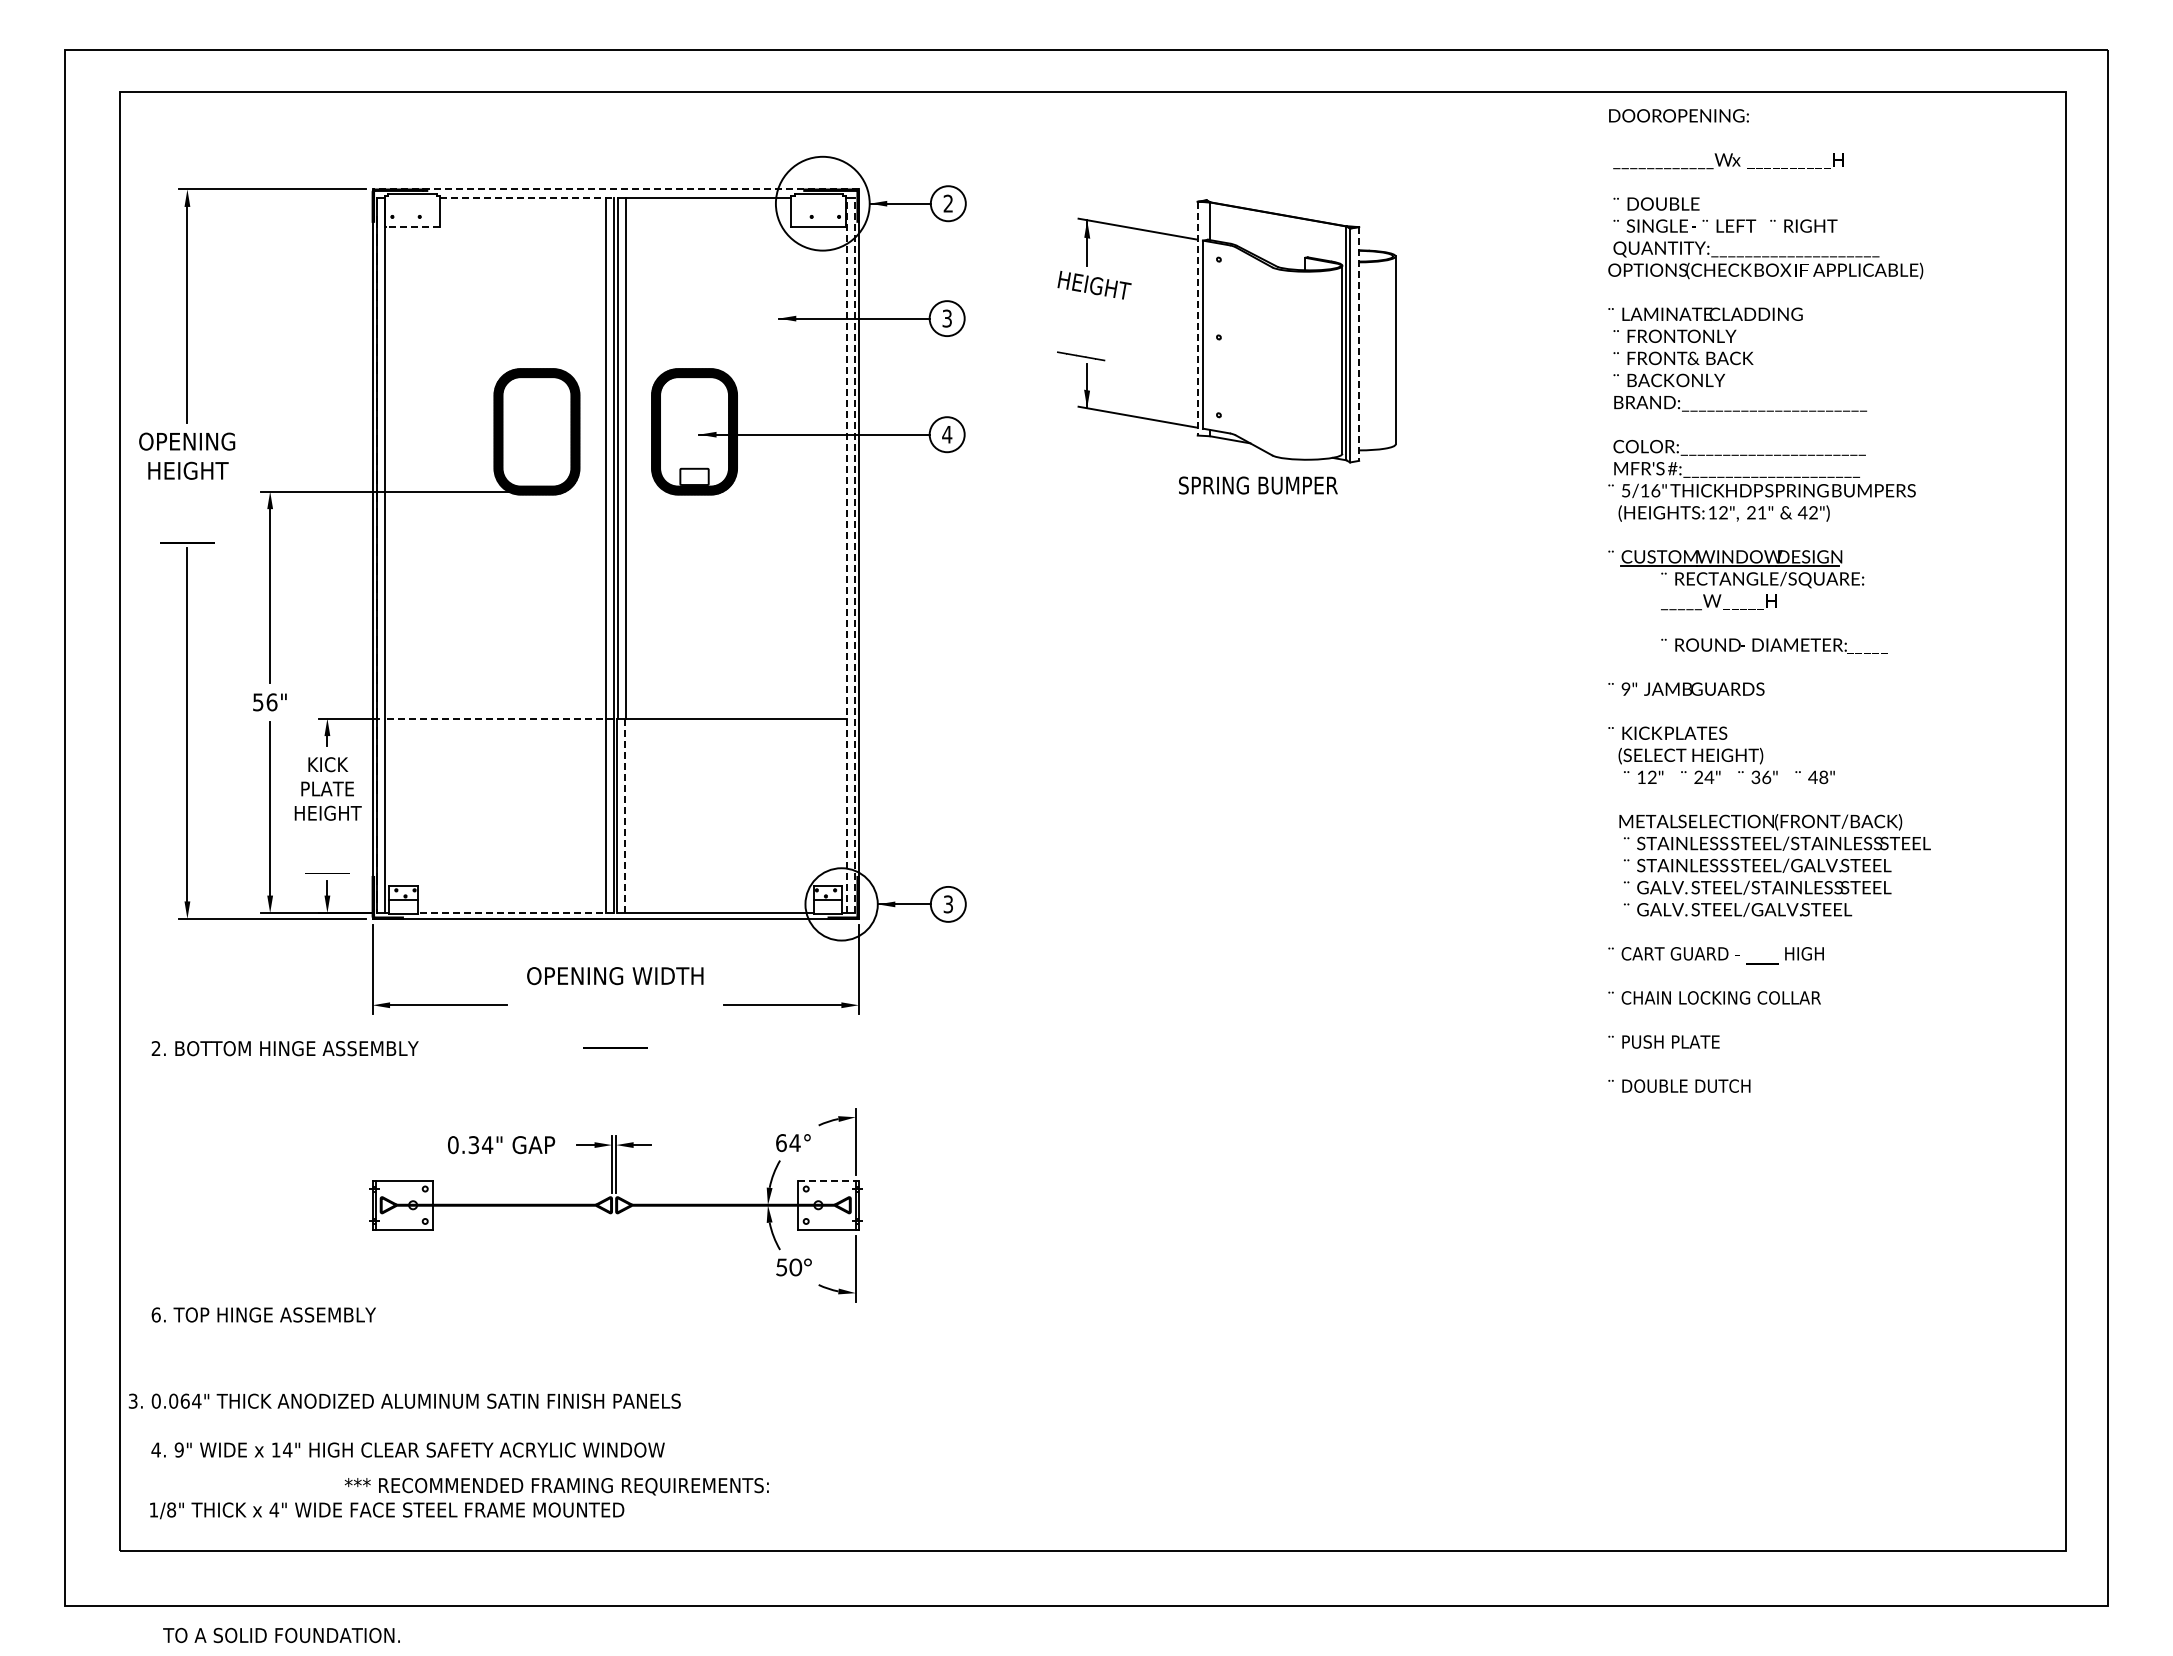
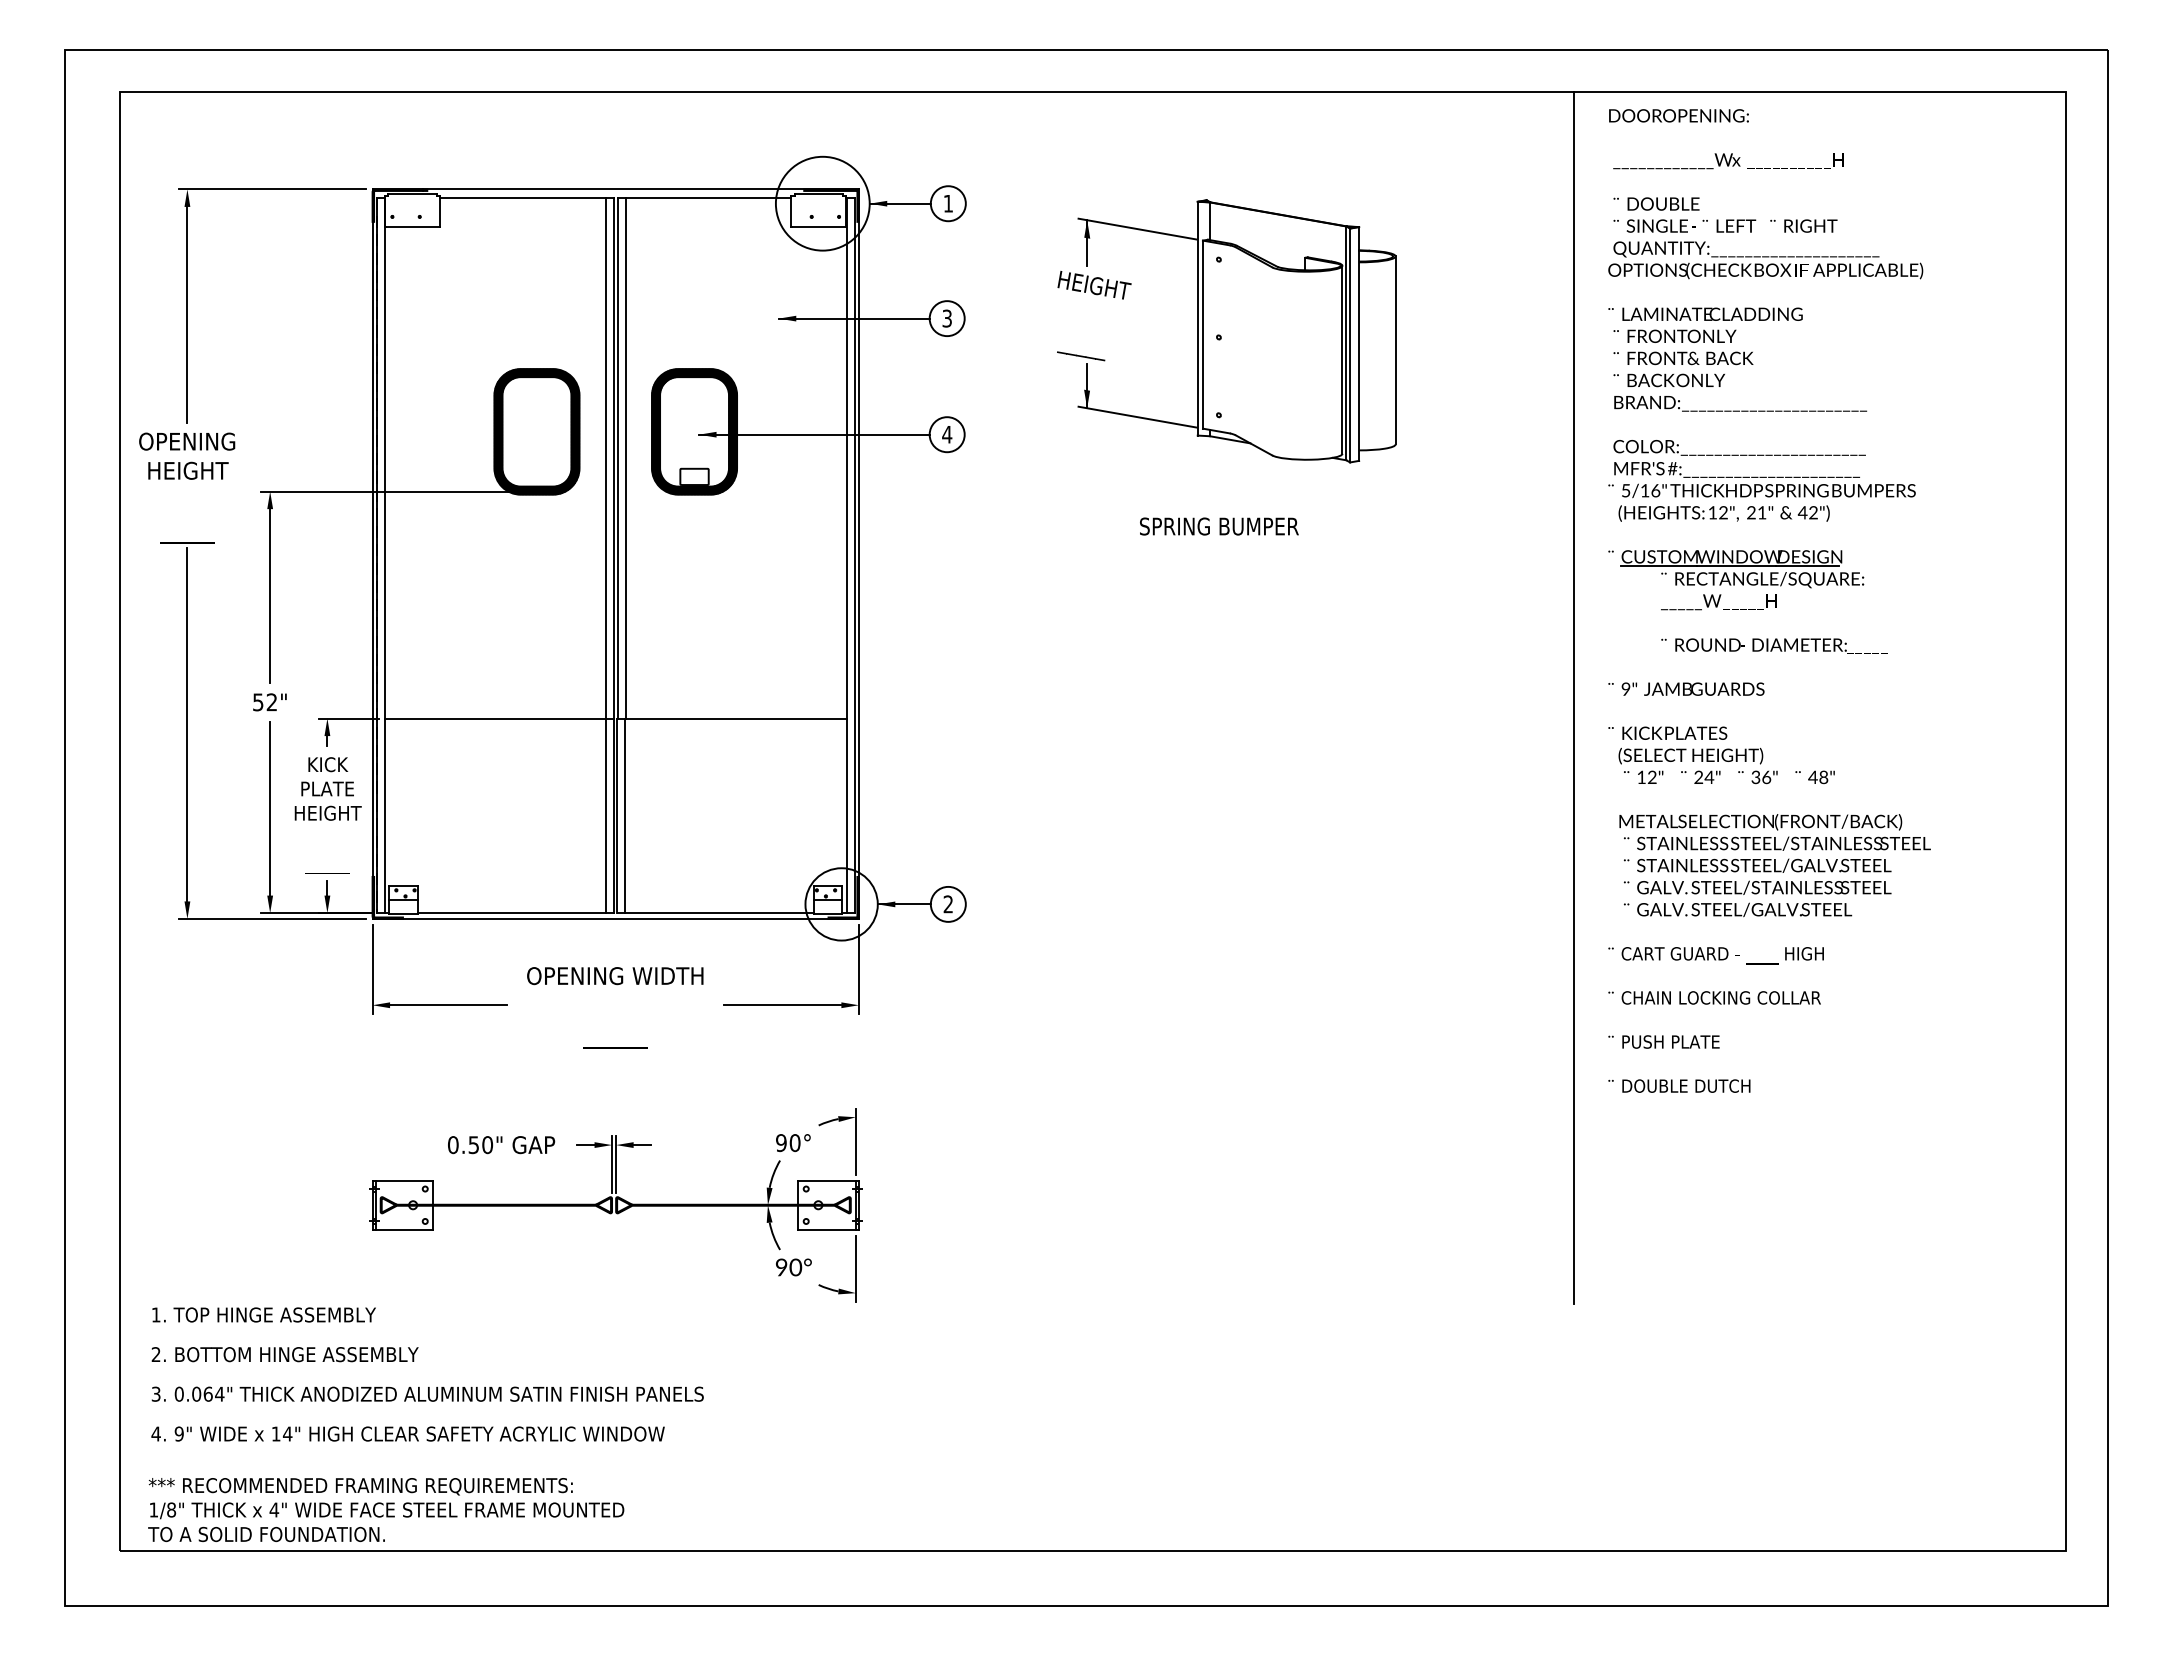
line: dashed -> solid (615, 189)
line: dashed -> solid (526, 197)
text: 2 -> 1 (947, 203)
line: dashed -> solid (412, 227)
line: dashed -> solid (1197, 318)
line: dashed -> solid (1359, 343)
text position: (1258, 485) -> (1219, 526) (1219, 526)
line: dashed -> solid (846, 555)
line: dashed -> solid (854, 555)
line: none -> present (1574, 698)
text: 56" -> 52" (271, 702)
line: dashed -> solid (499, 718)
line: dashed -> solid (625, 816)
text: 3 -> 2 (947, 904)
line: dashed -> solid (515, 913)
text position: (284, 1048) -> (284, 1354) (284, 1354)
text: 64° -> 90° (788, 1143)
text: 0.34" -> 0.50" (481, 1145)
line: dashed -> solid (829, 1180)
text: 50° -> 90° (781, 1267)
text: 6. -> 1. (155, 1314)
text position: (404, 1400) -> (427, 1393) (427, 1393)
text position: (407, 1449) -> (407, 1433) (407, 1433)
text position: (556, 1486) -> (360, 1486) (360, 1486)
text position: (281, 1635) -> (266, 1534) (266, 1534)
